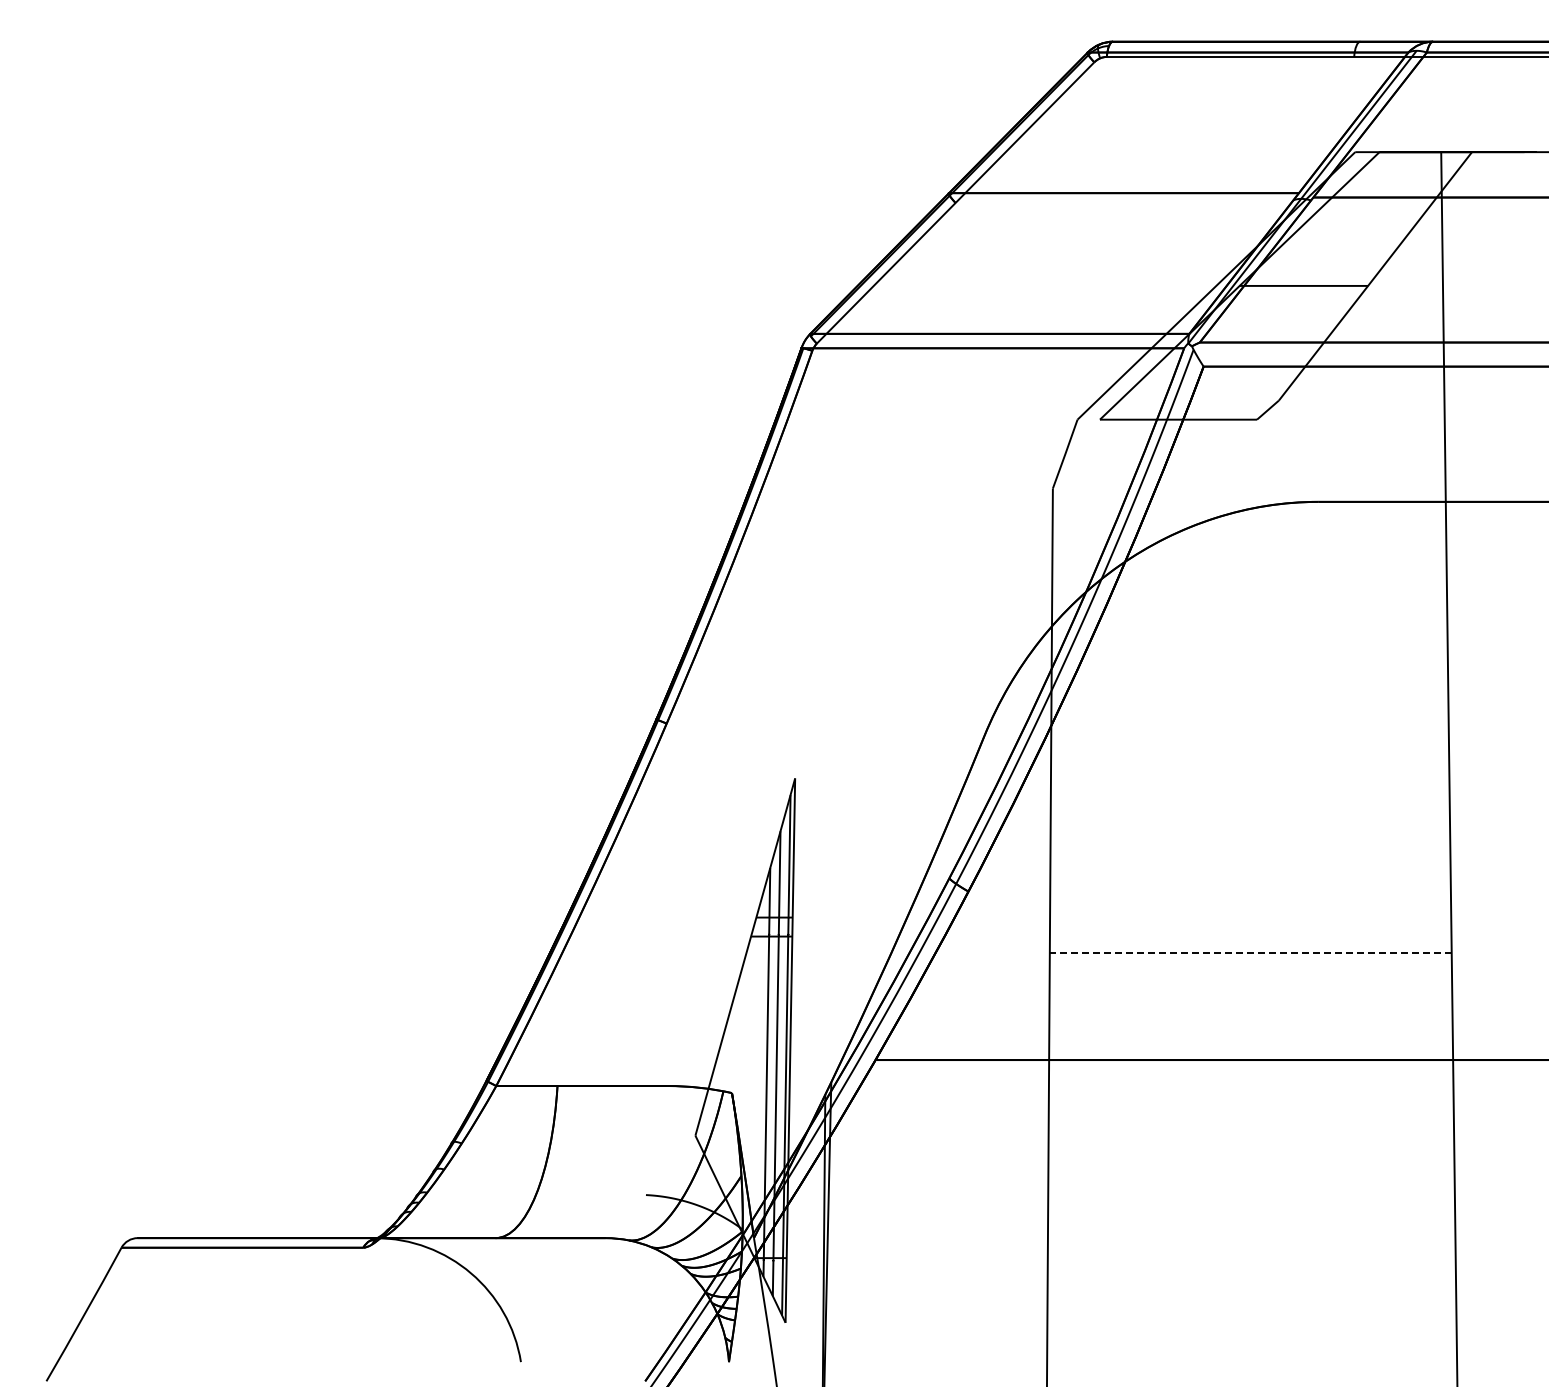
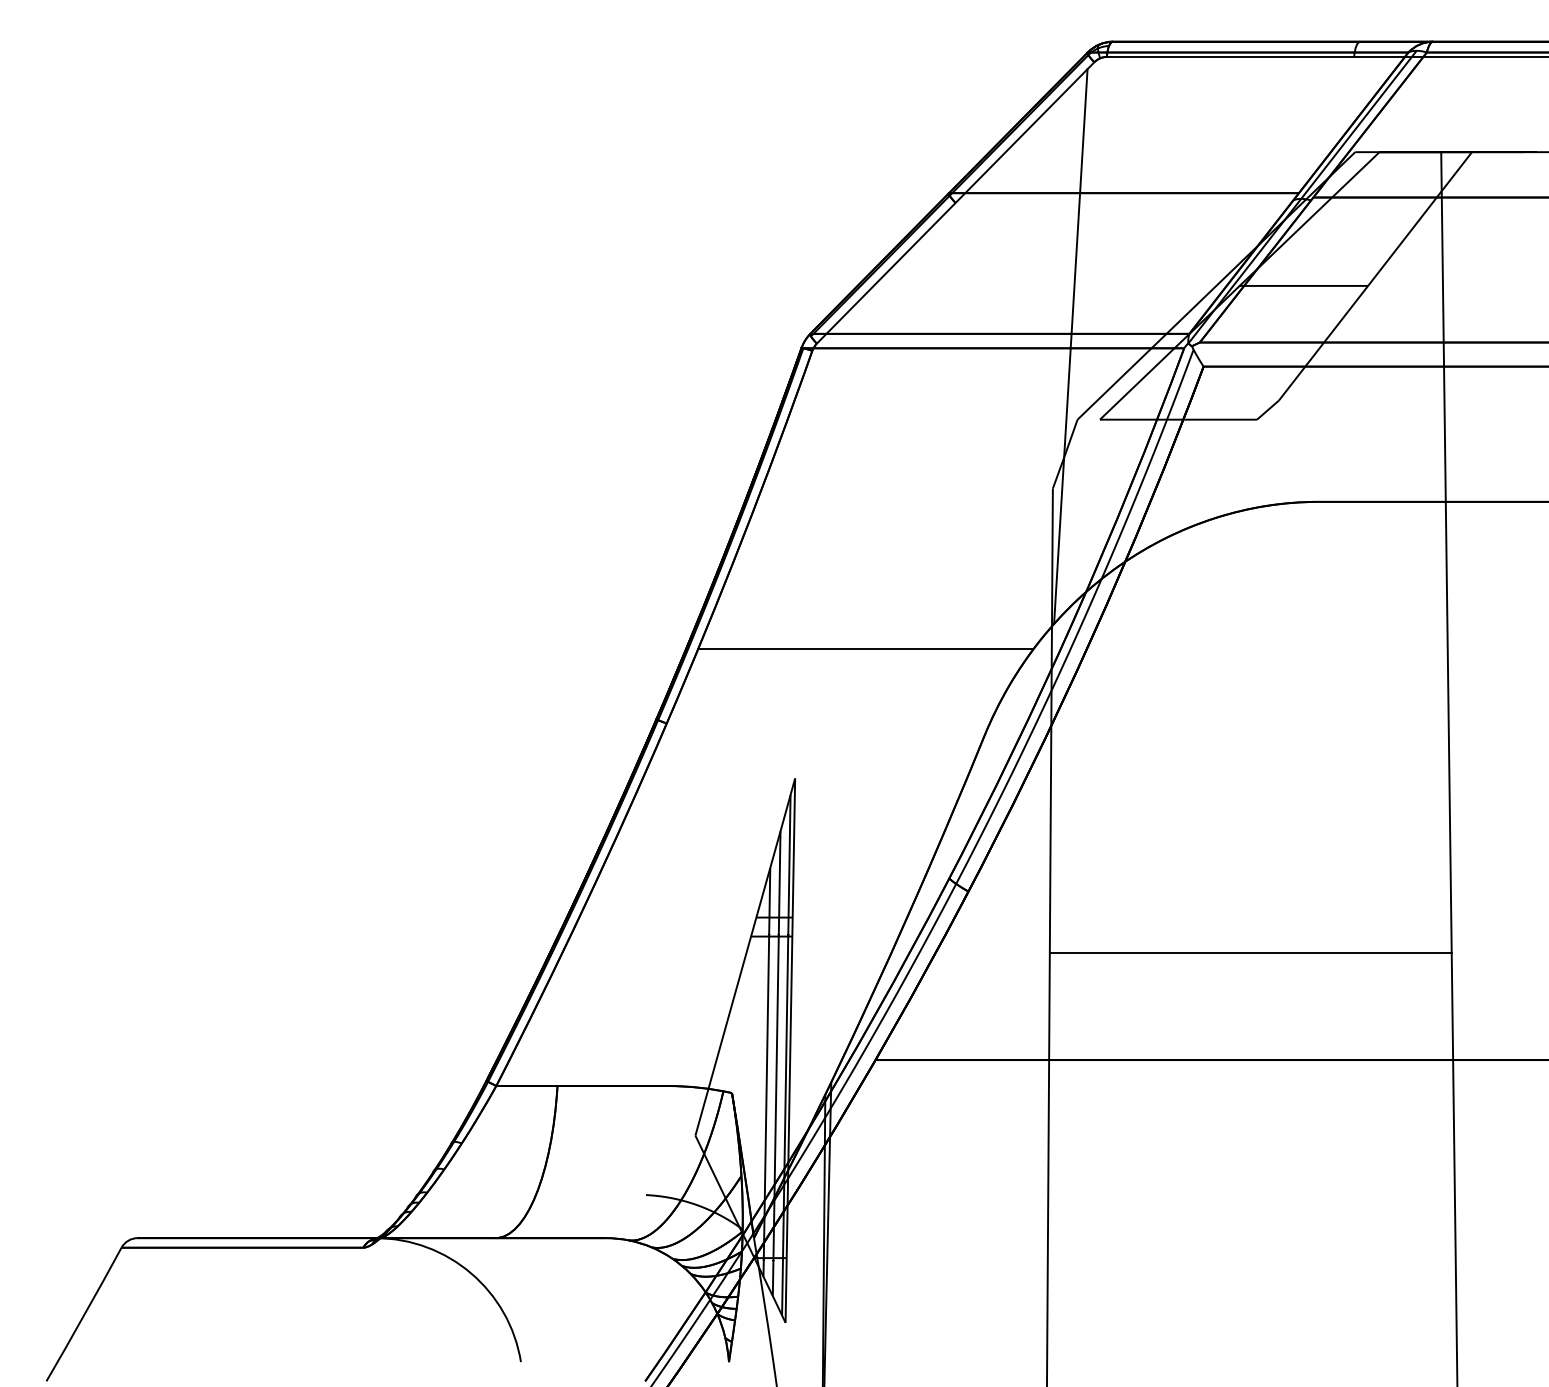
line: none -> present (1070, 346)
line: none -> present (865, 649)
line: dashed -> solid (1250, 952)
